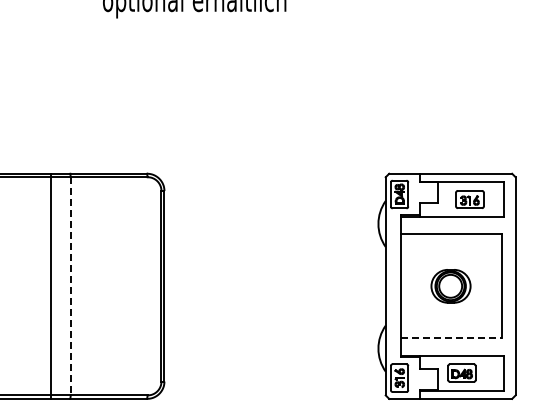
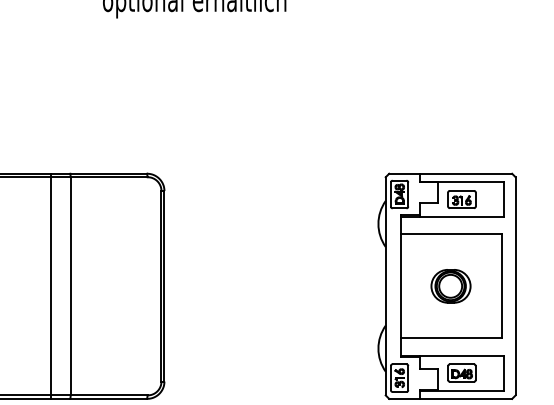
part position: (469, 199) -> (461, 199) (461, 199)
line: dashed -> solid (70, 286)
line: dashed -> solid (452, 338)
